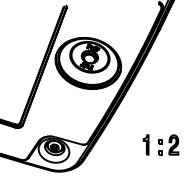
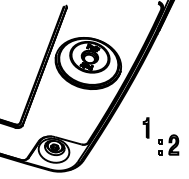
part position: (145, 144) -> (145, 127) (145, 127)
